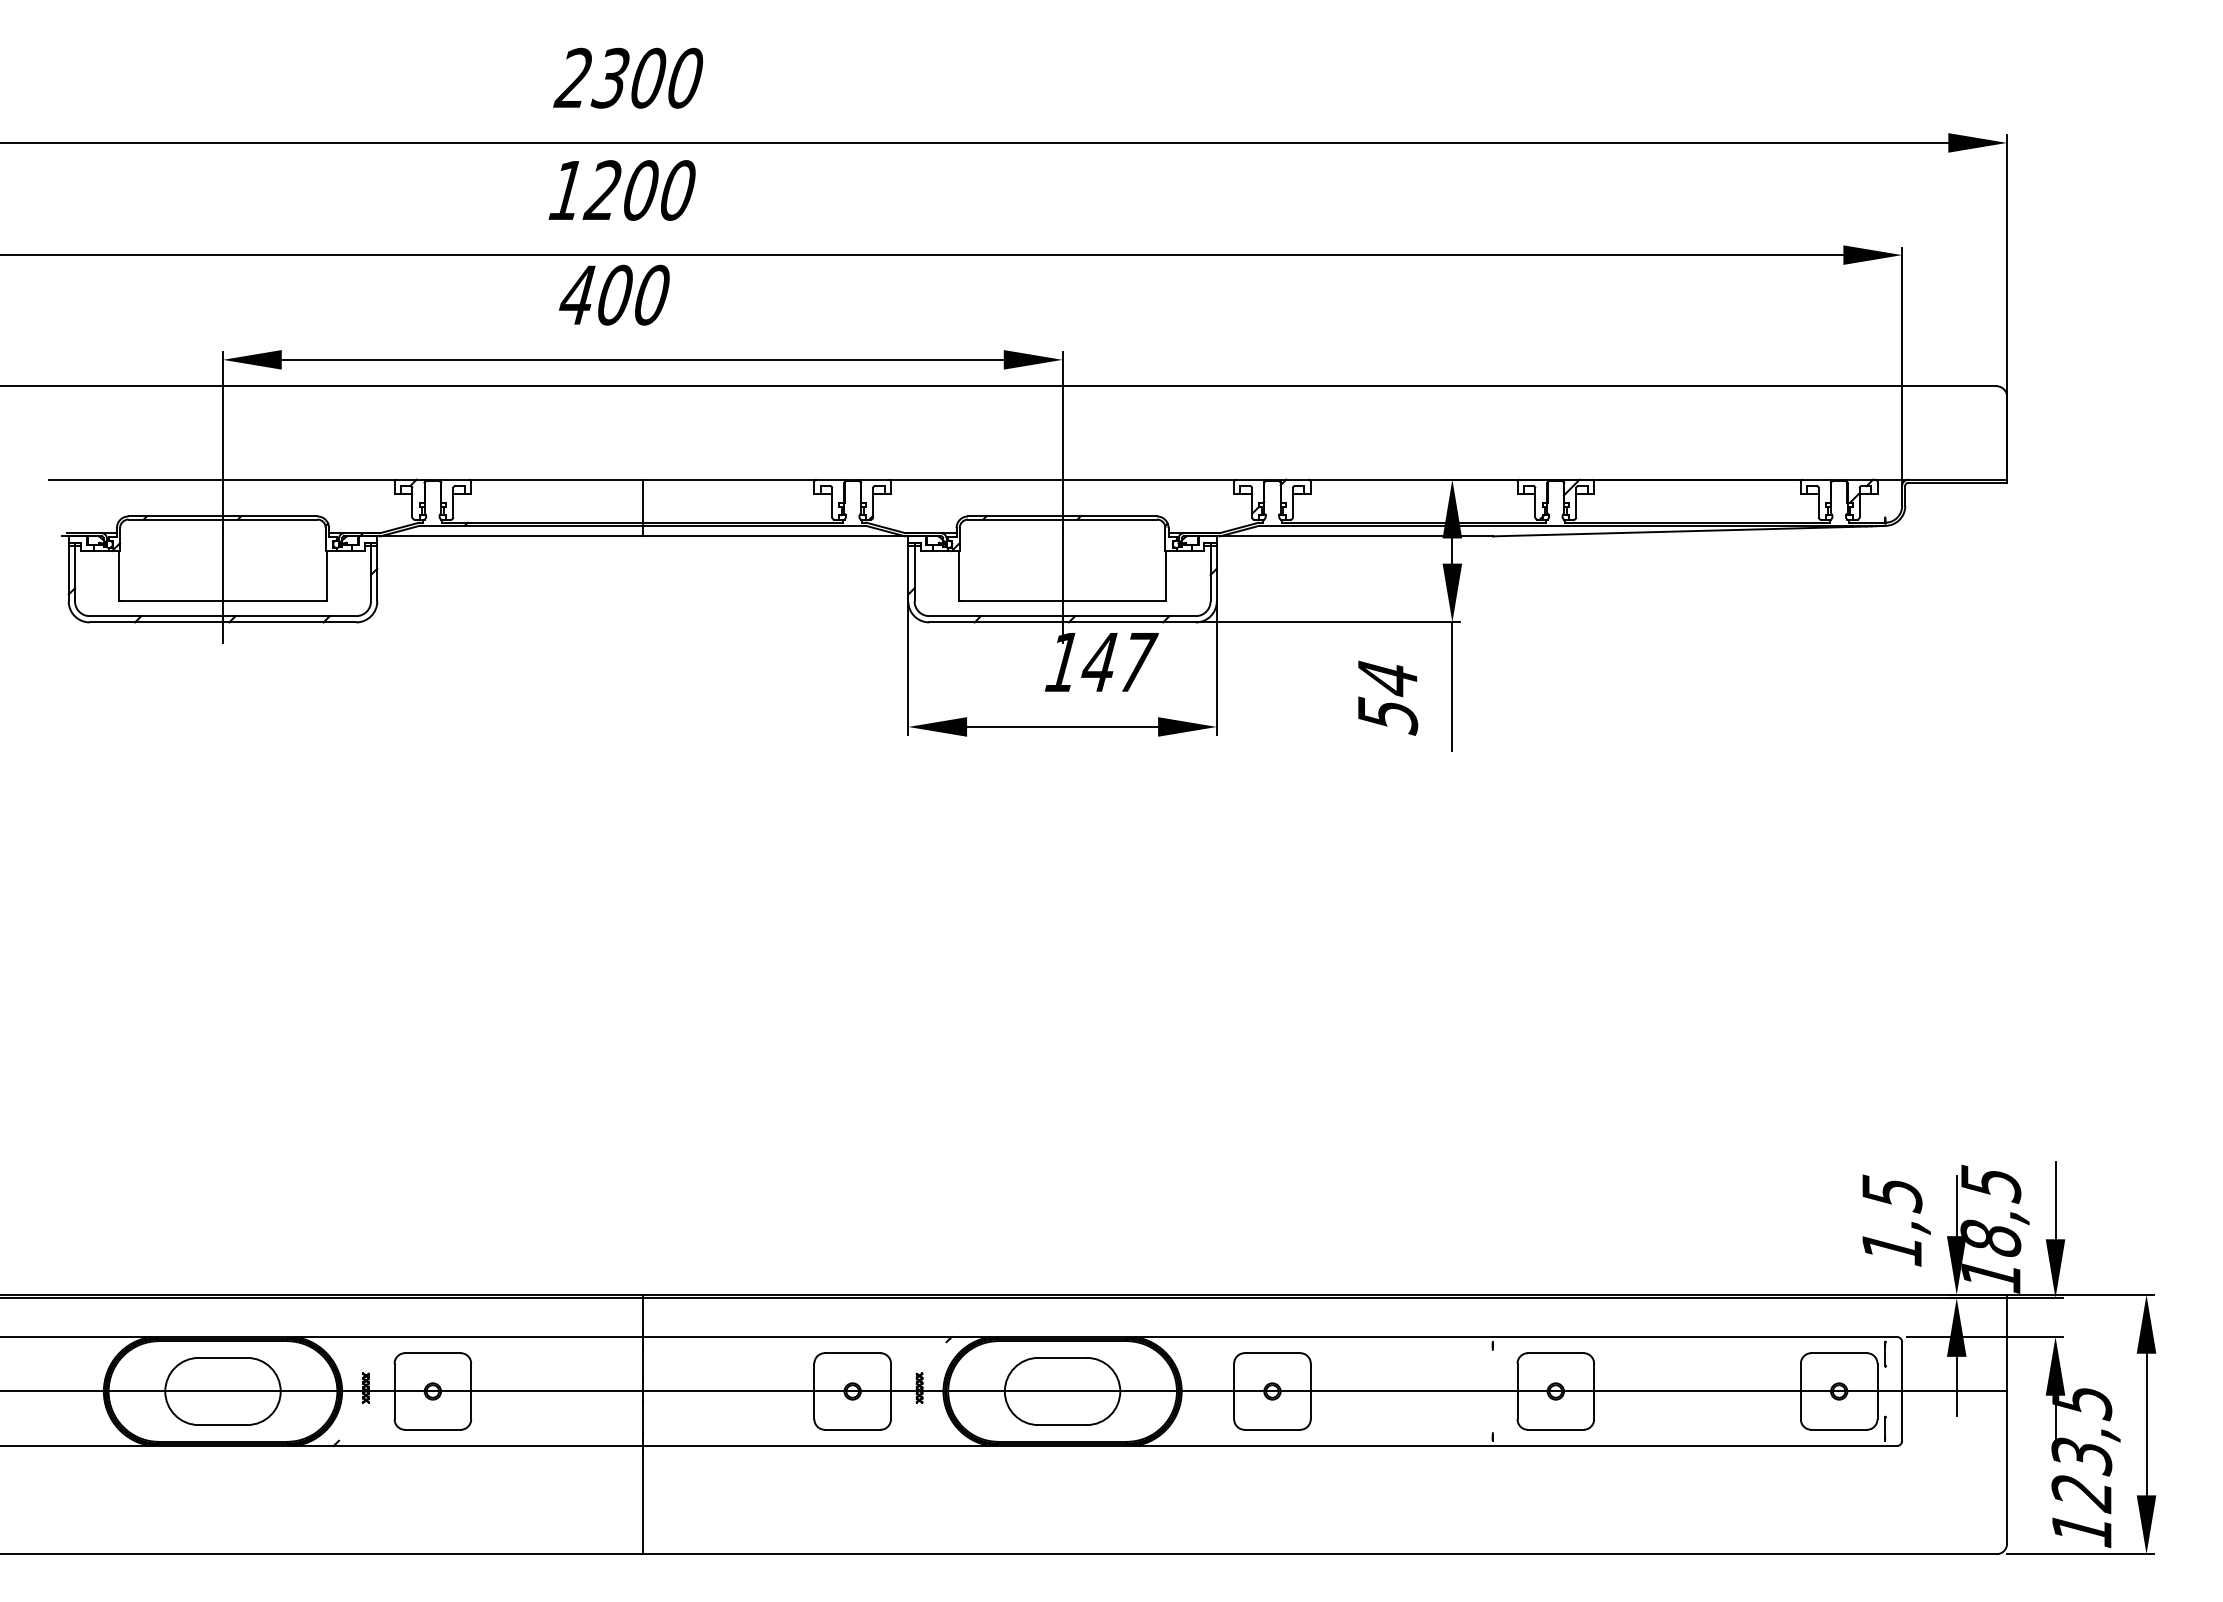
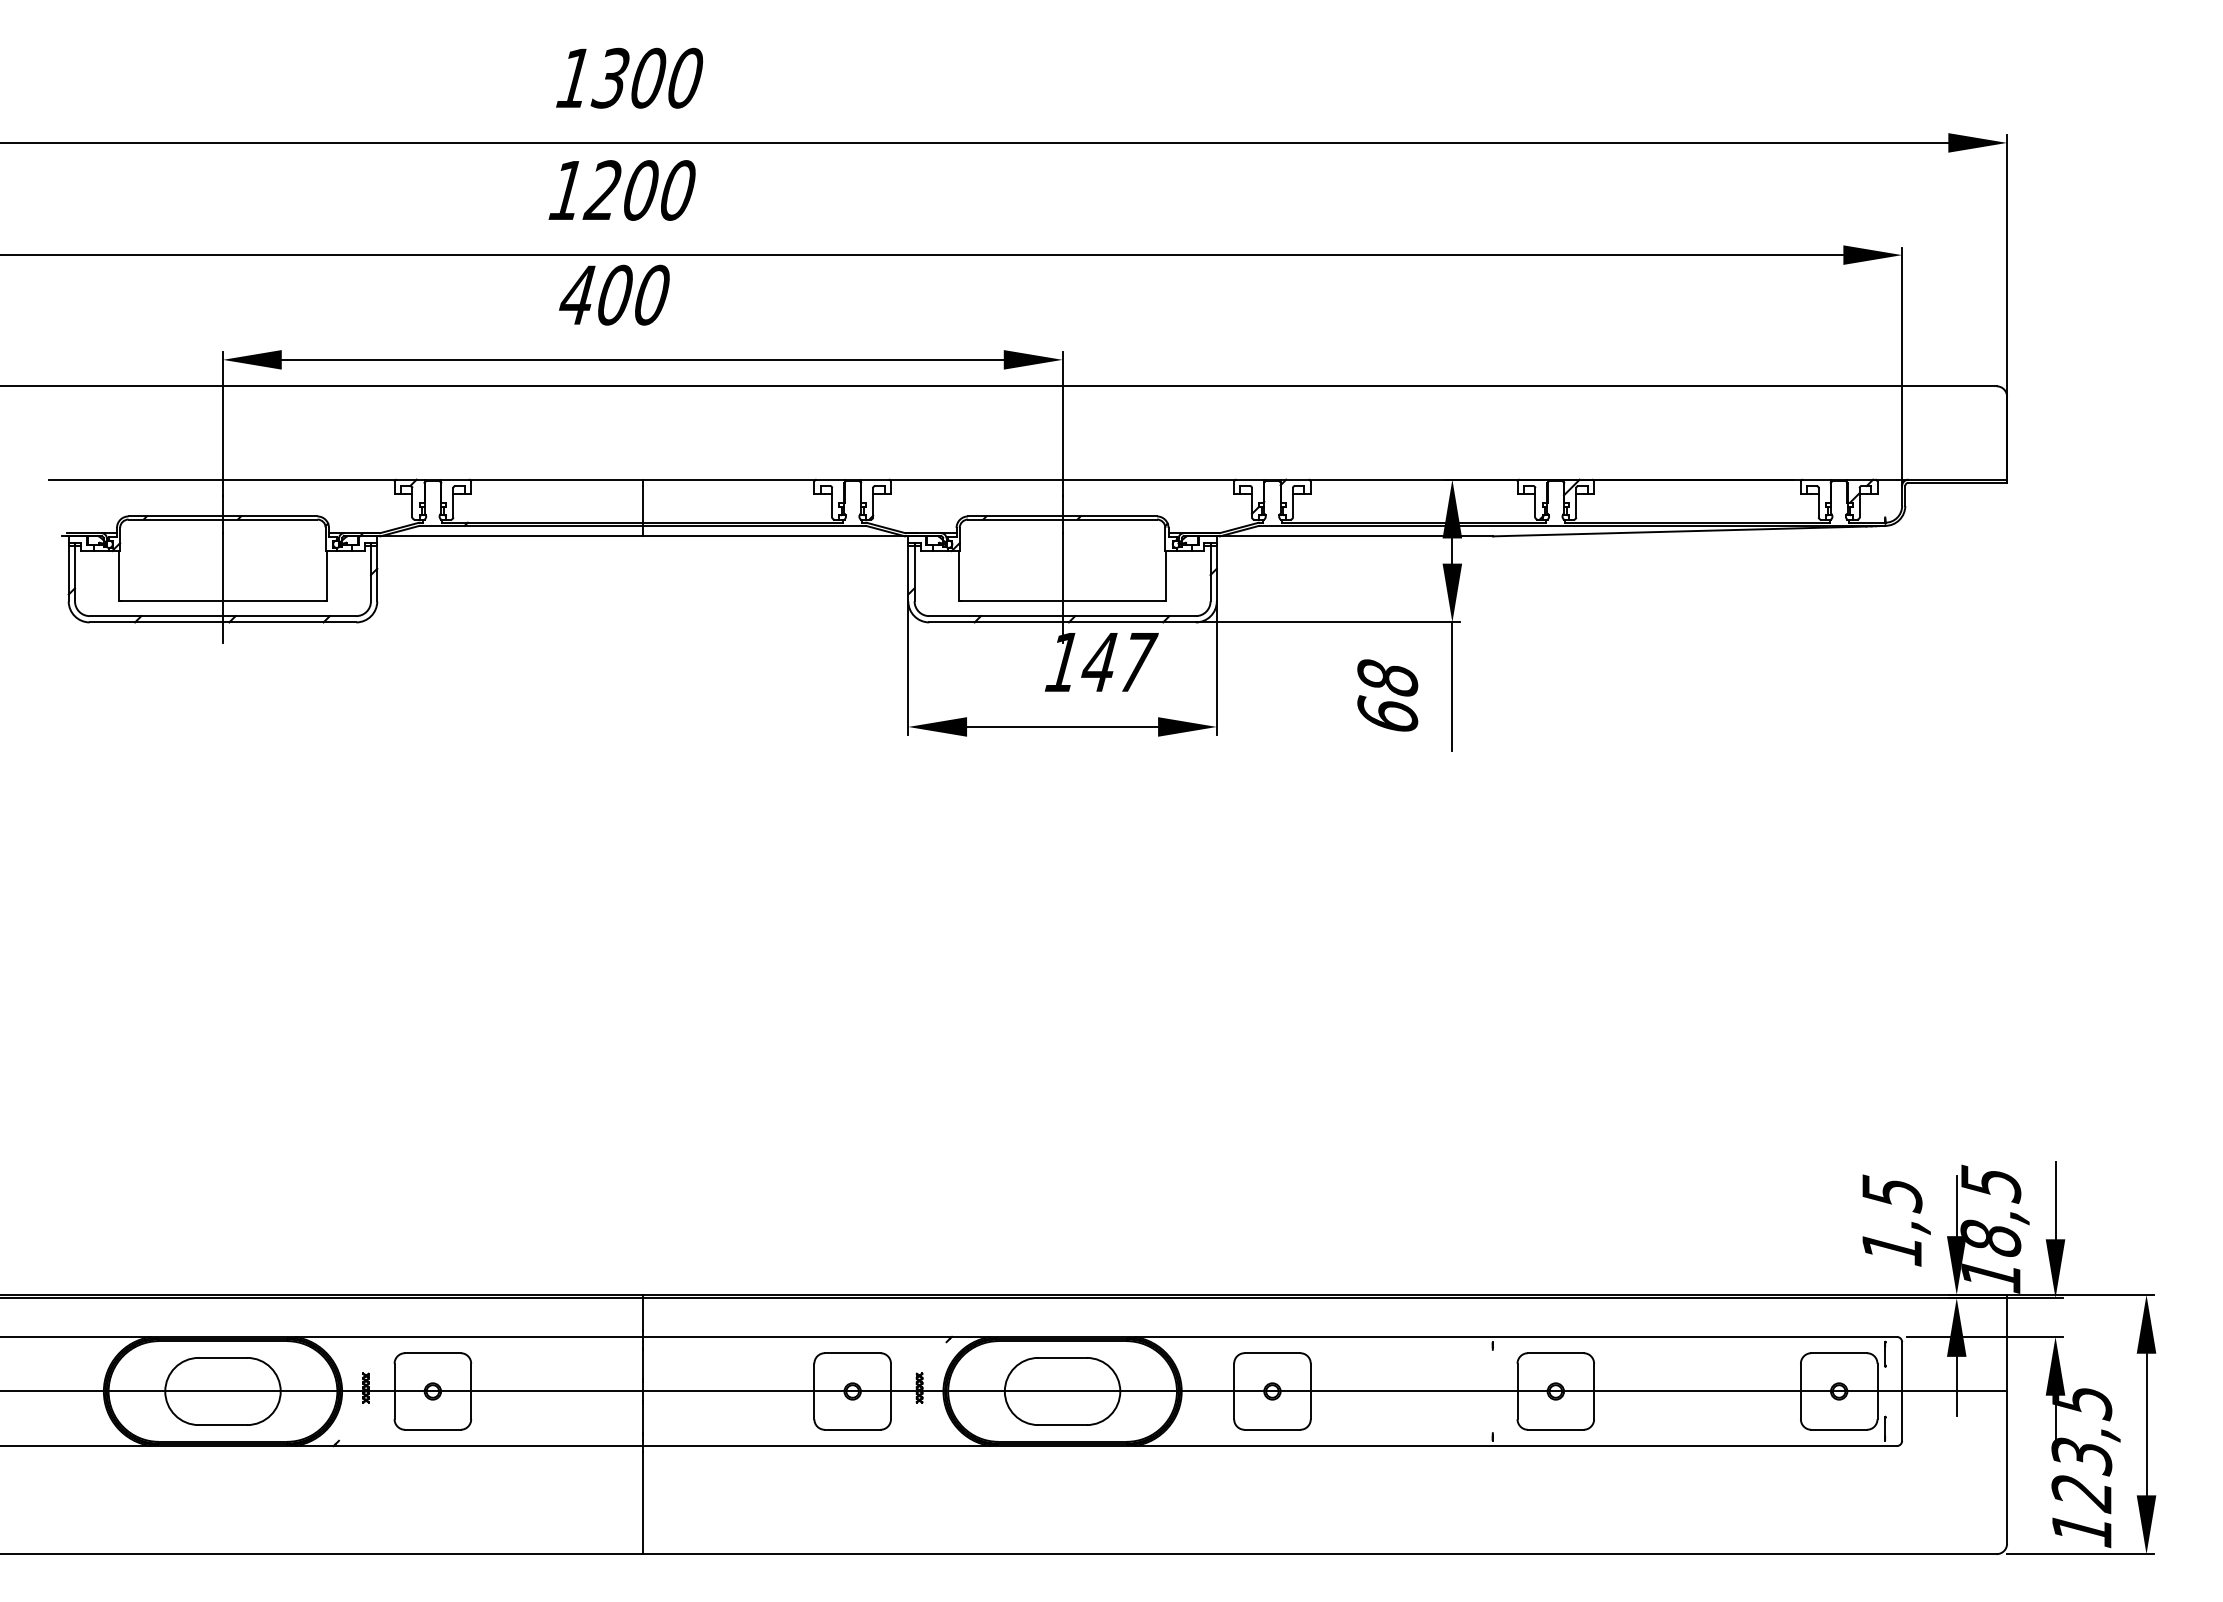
text: 2300 -> 1300 (572, 77)
text: 54 -> 68 (1387, 697)
